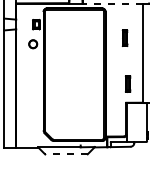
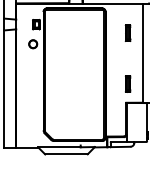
line: dashed -> solid (112, 3)
part position: (124, 37) -> (127, 32) (127, 32)
line: dashed -> solid (66, 154)
